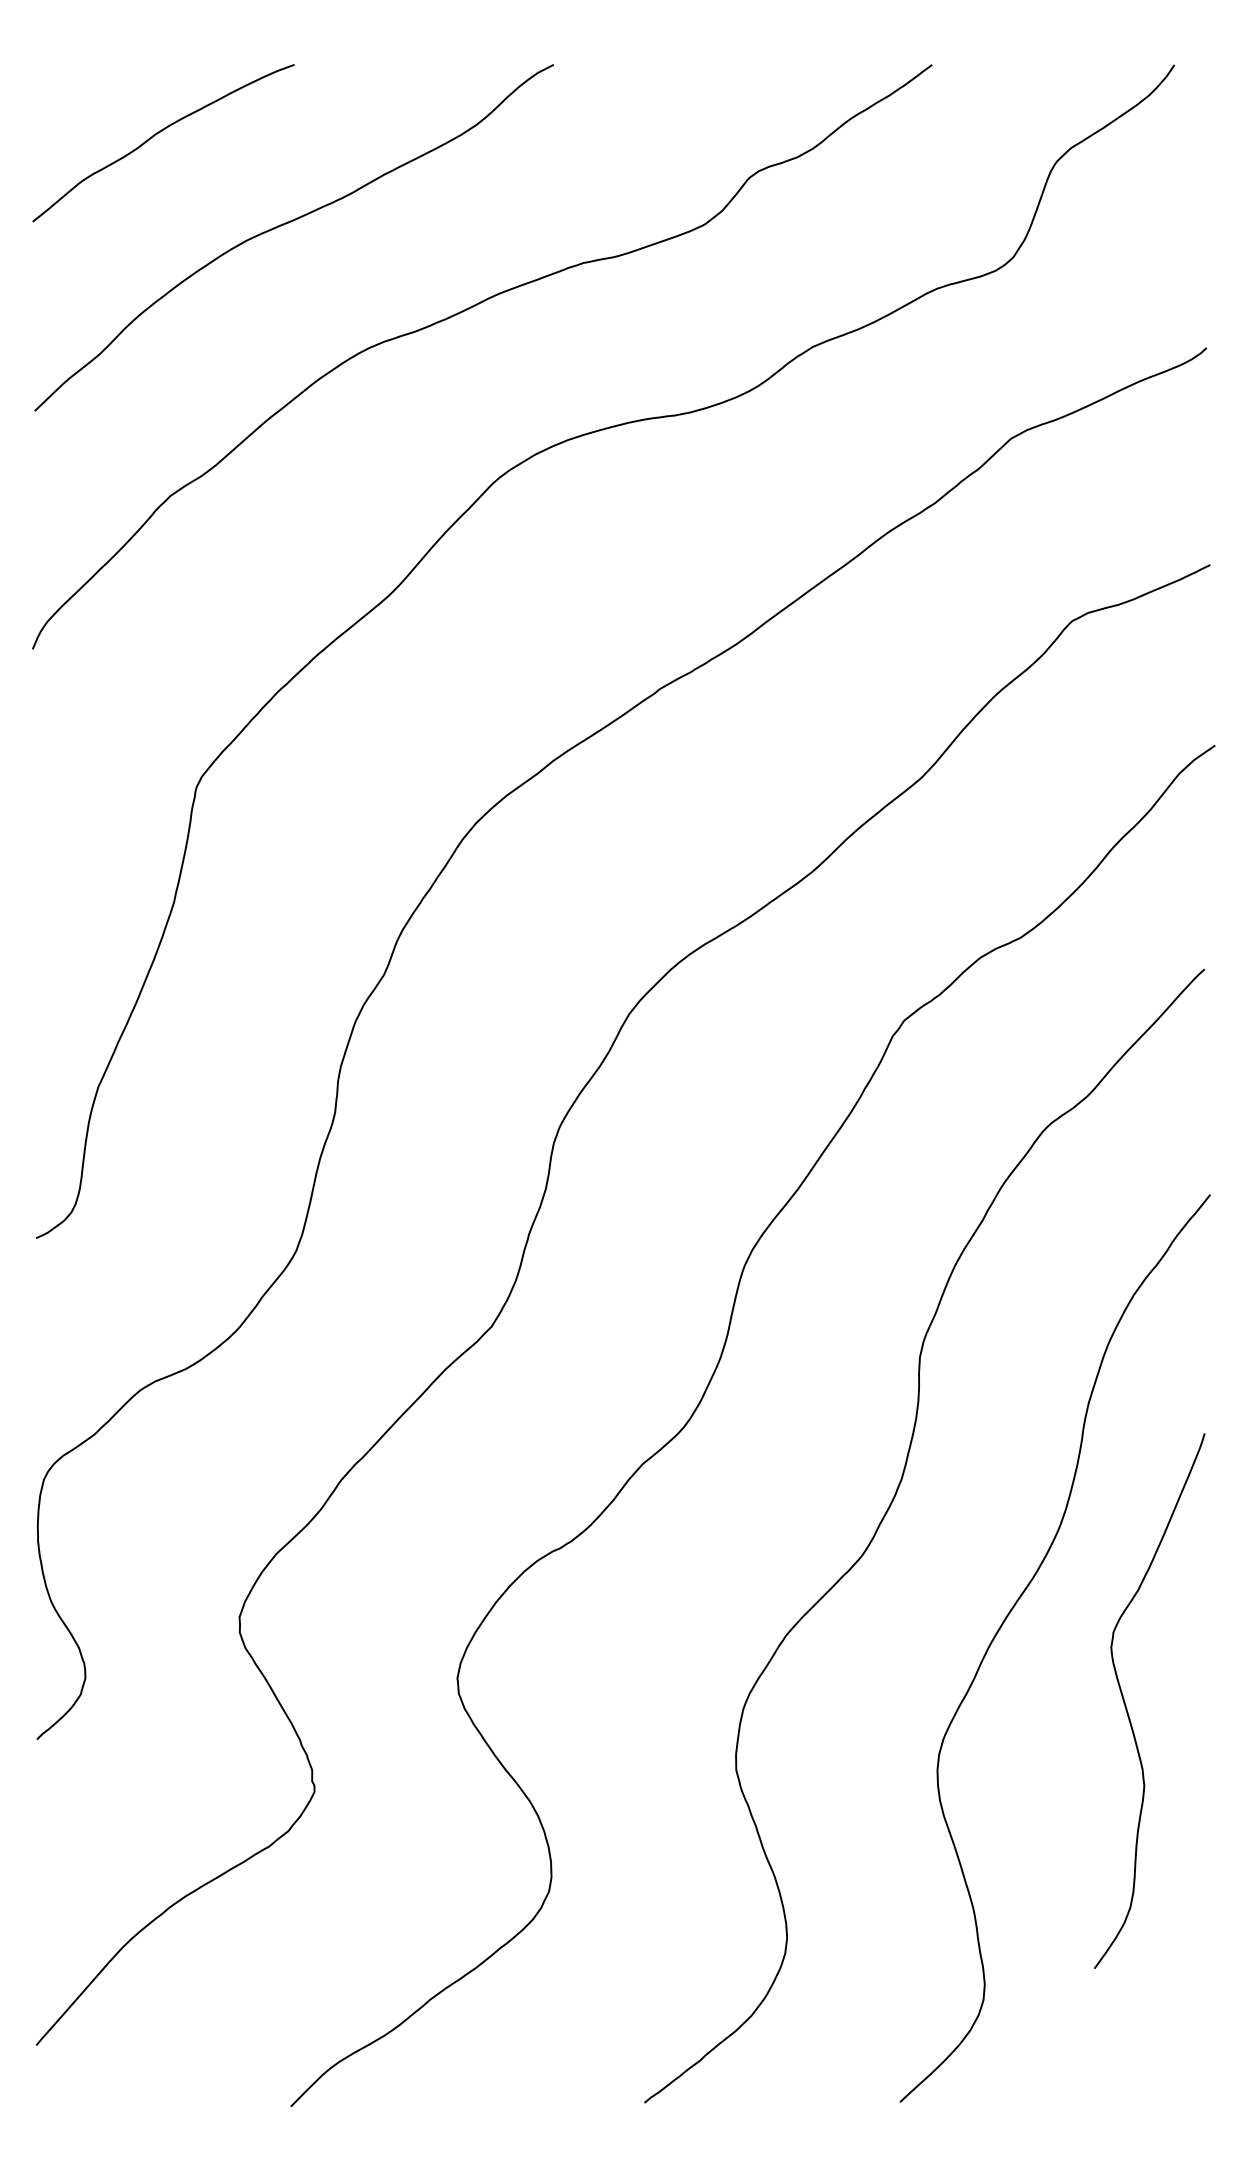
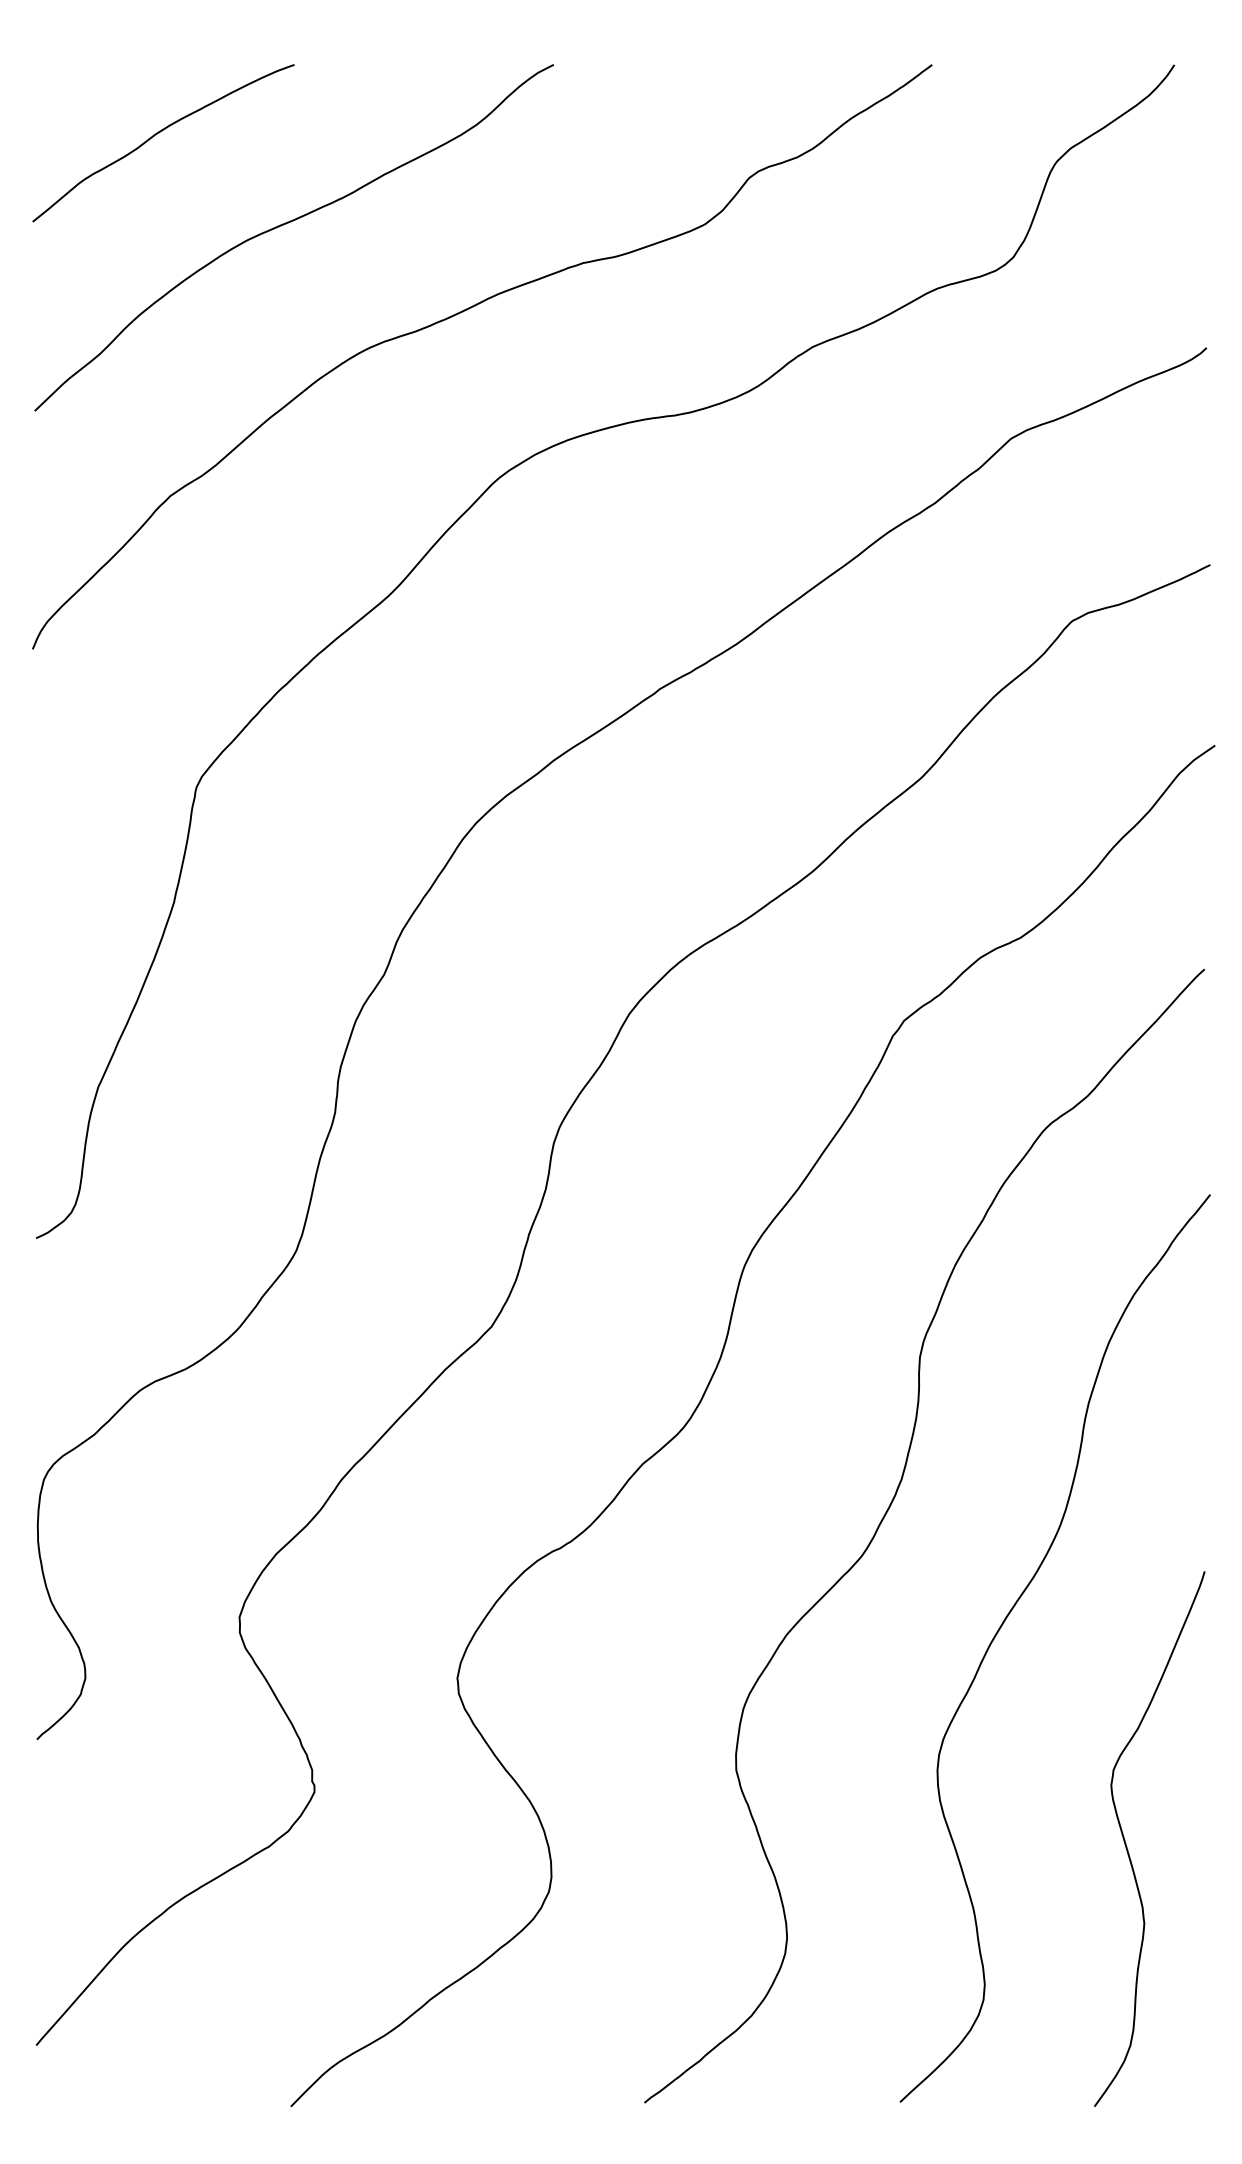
curve position: (1127, 1708) -> (1127, 1846) (1127, 1846)
